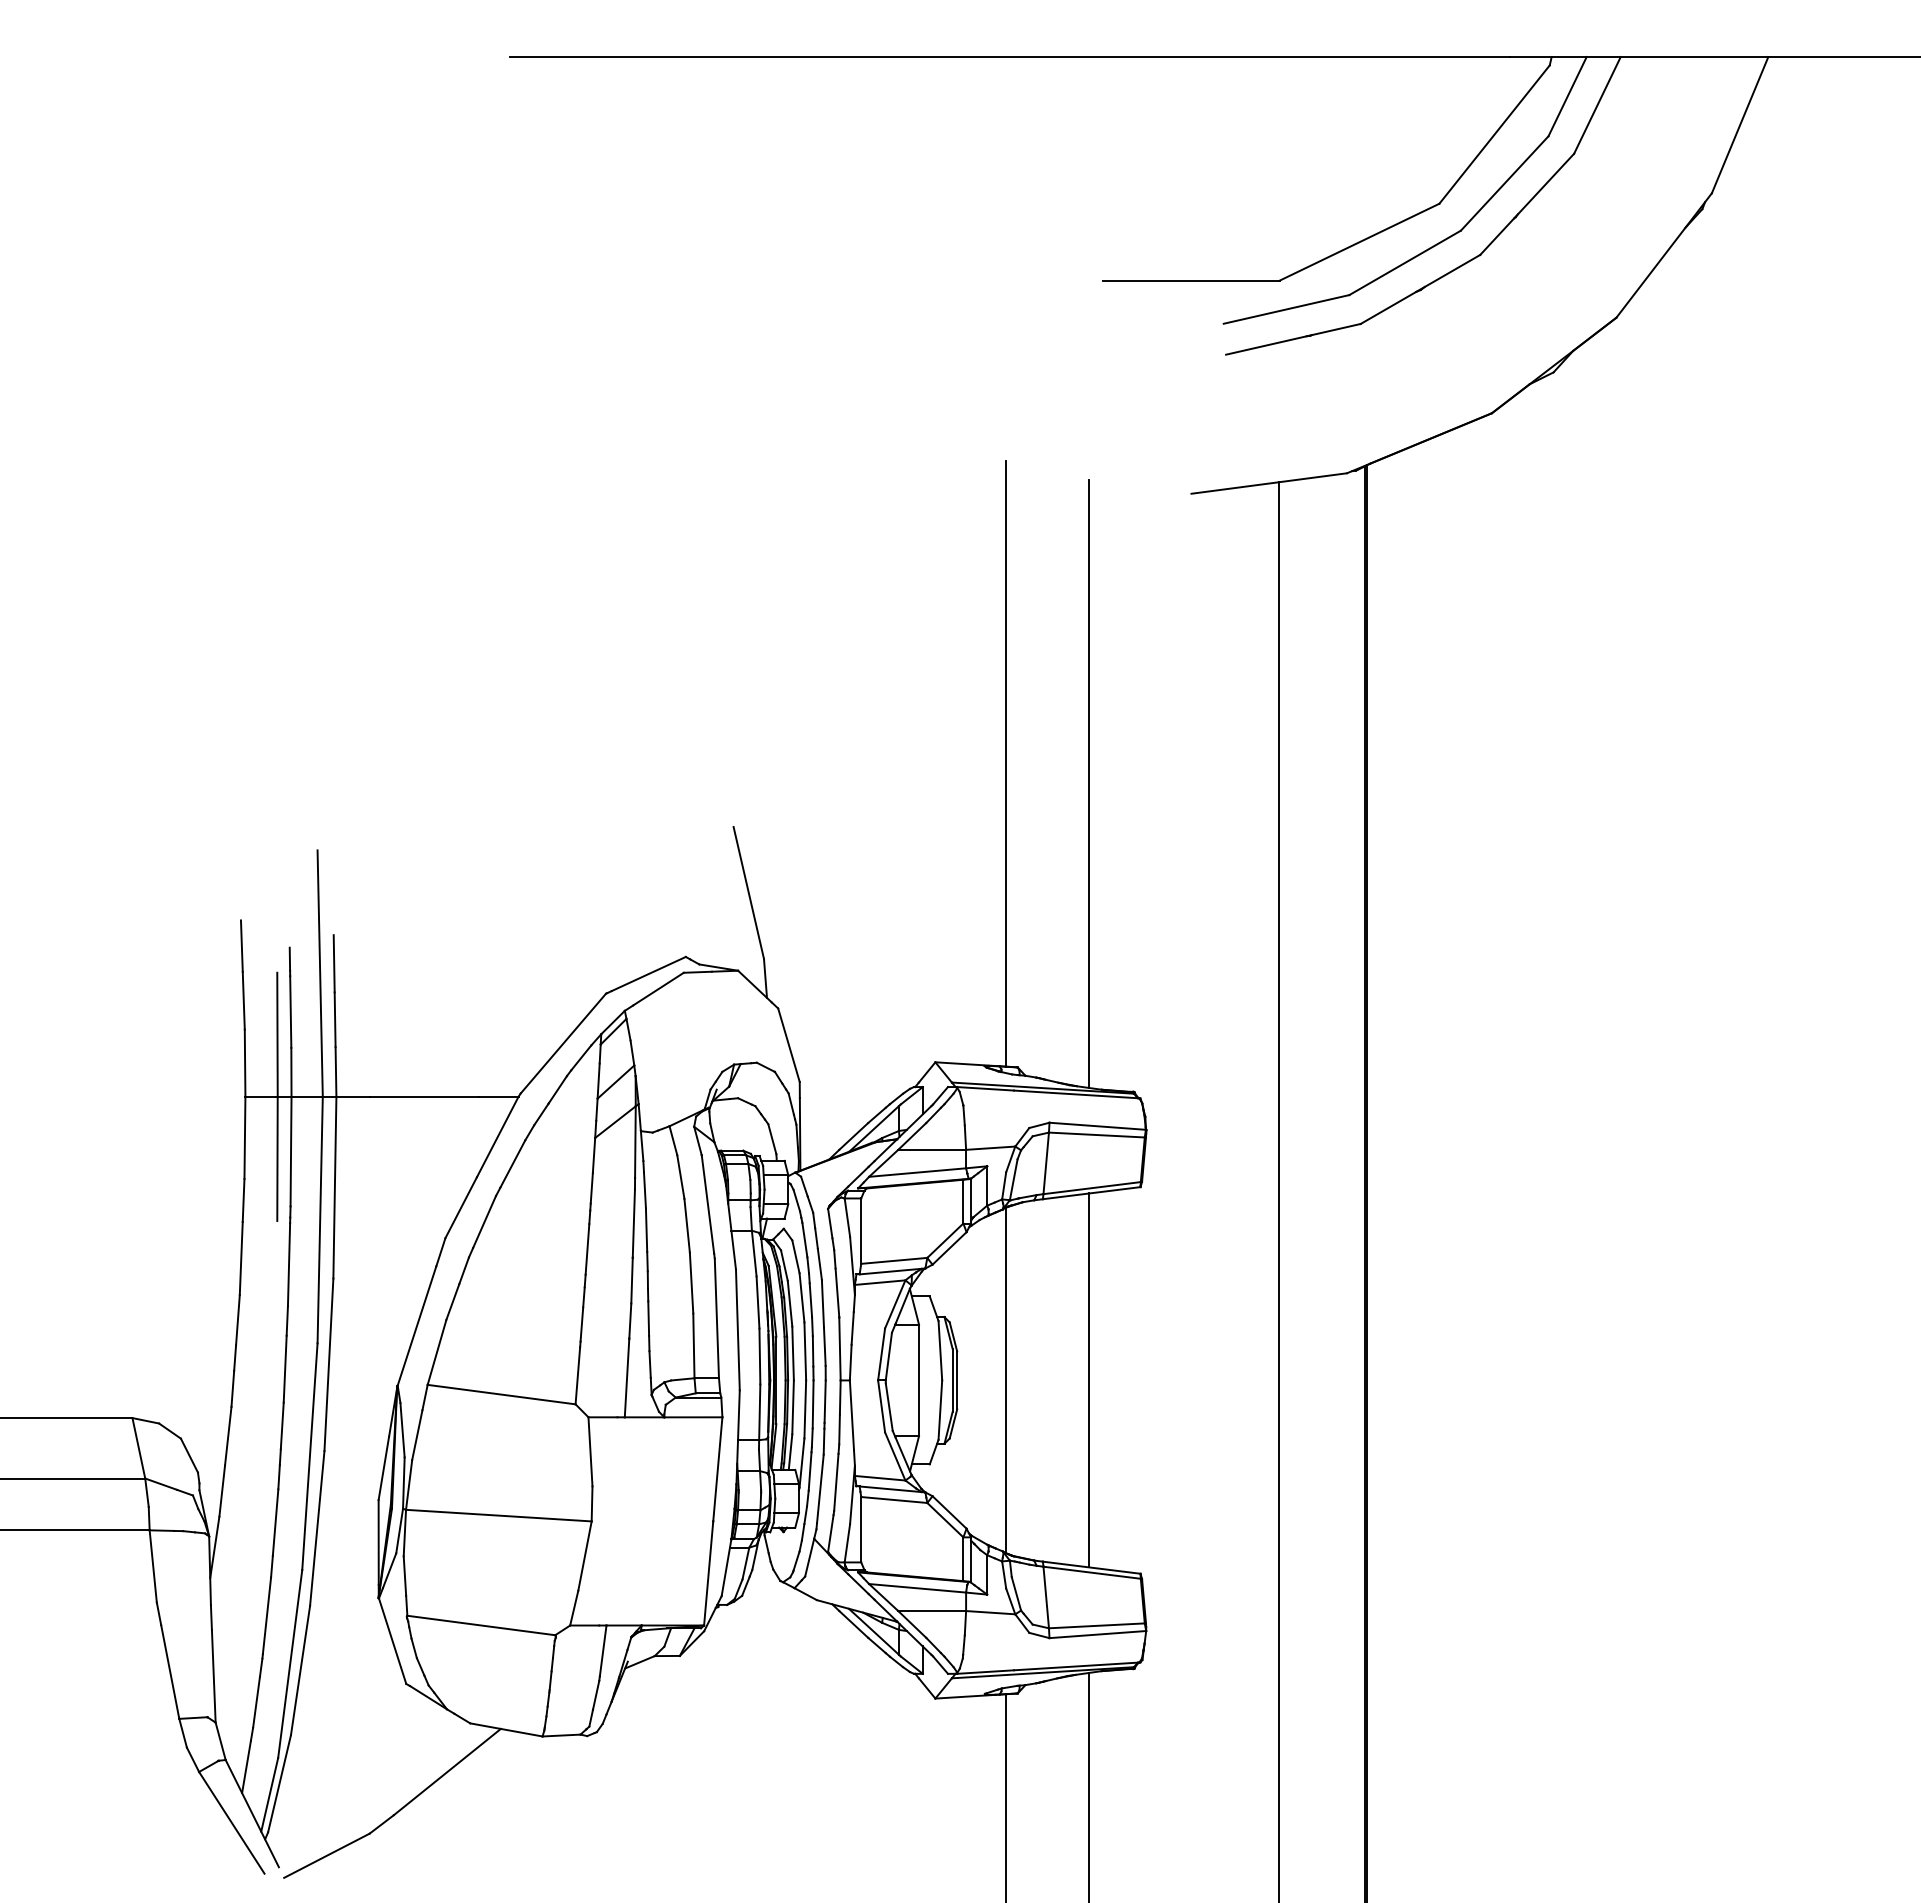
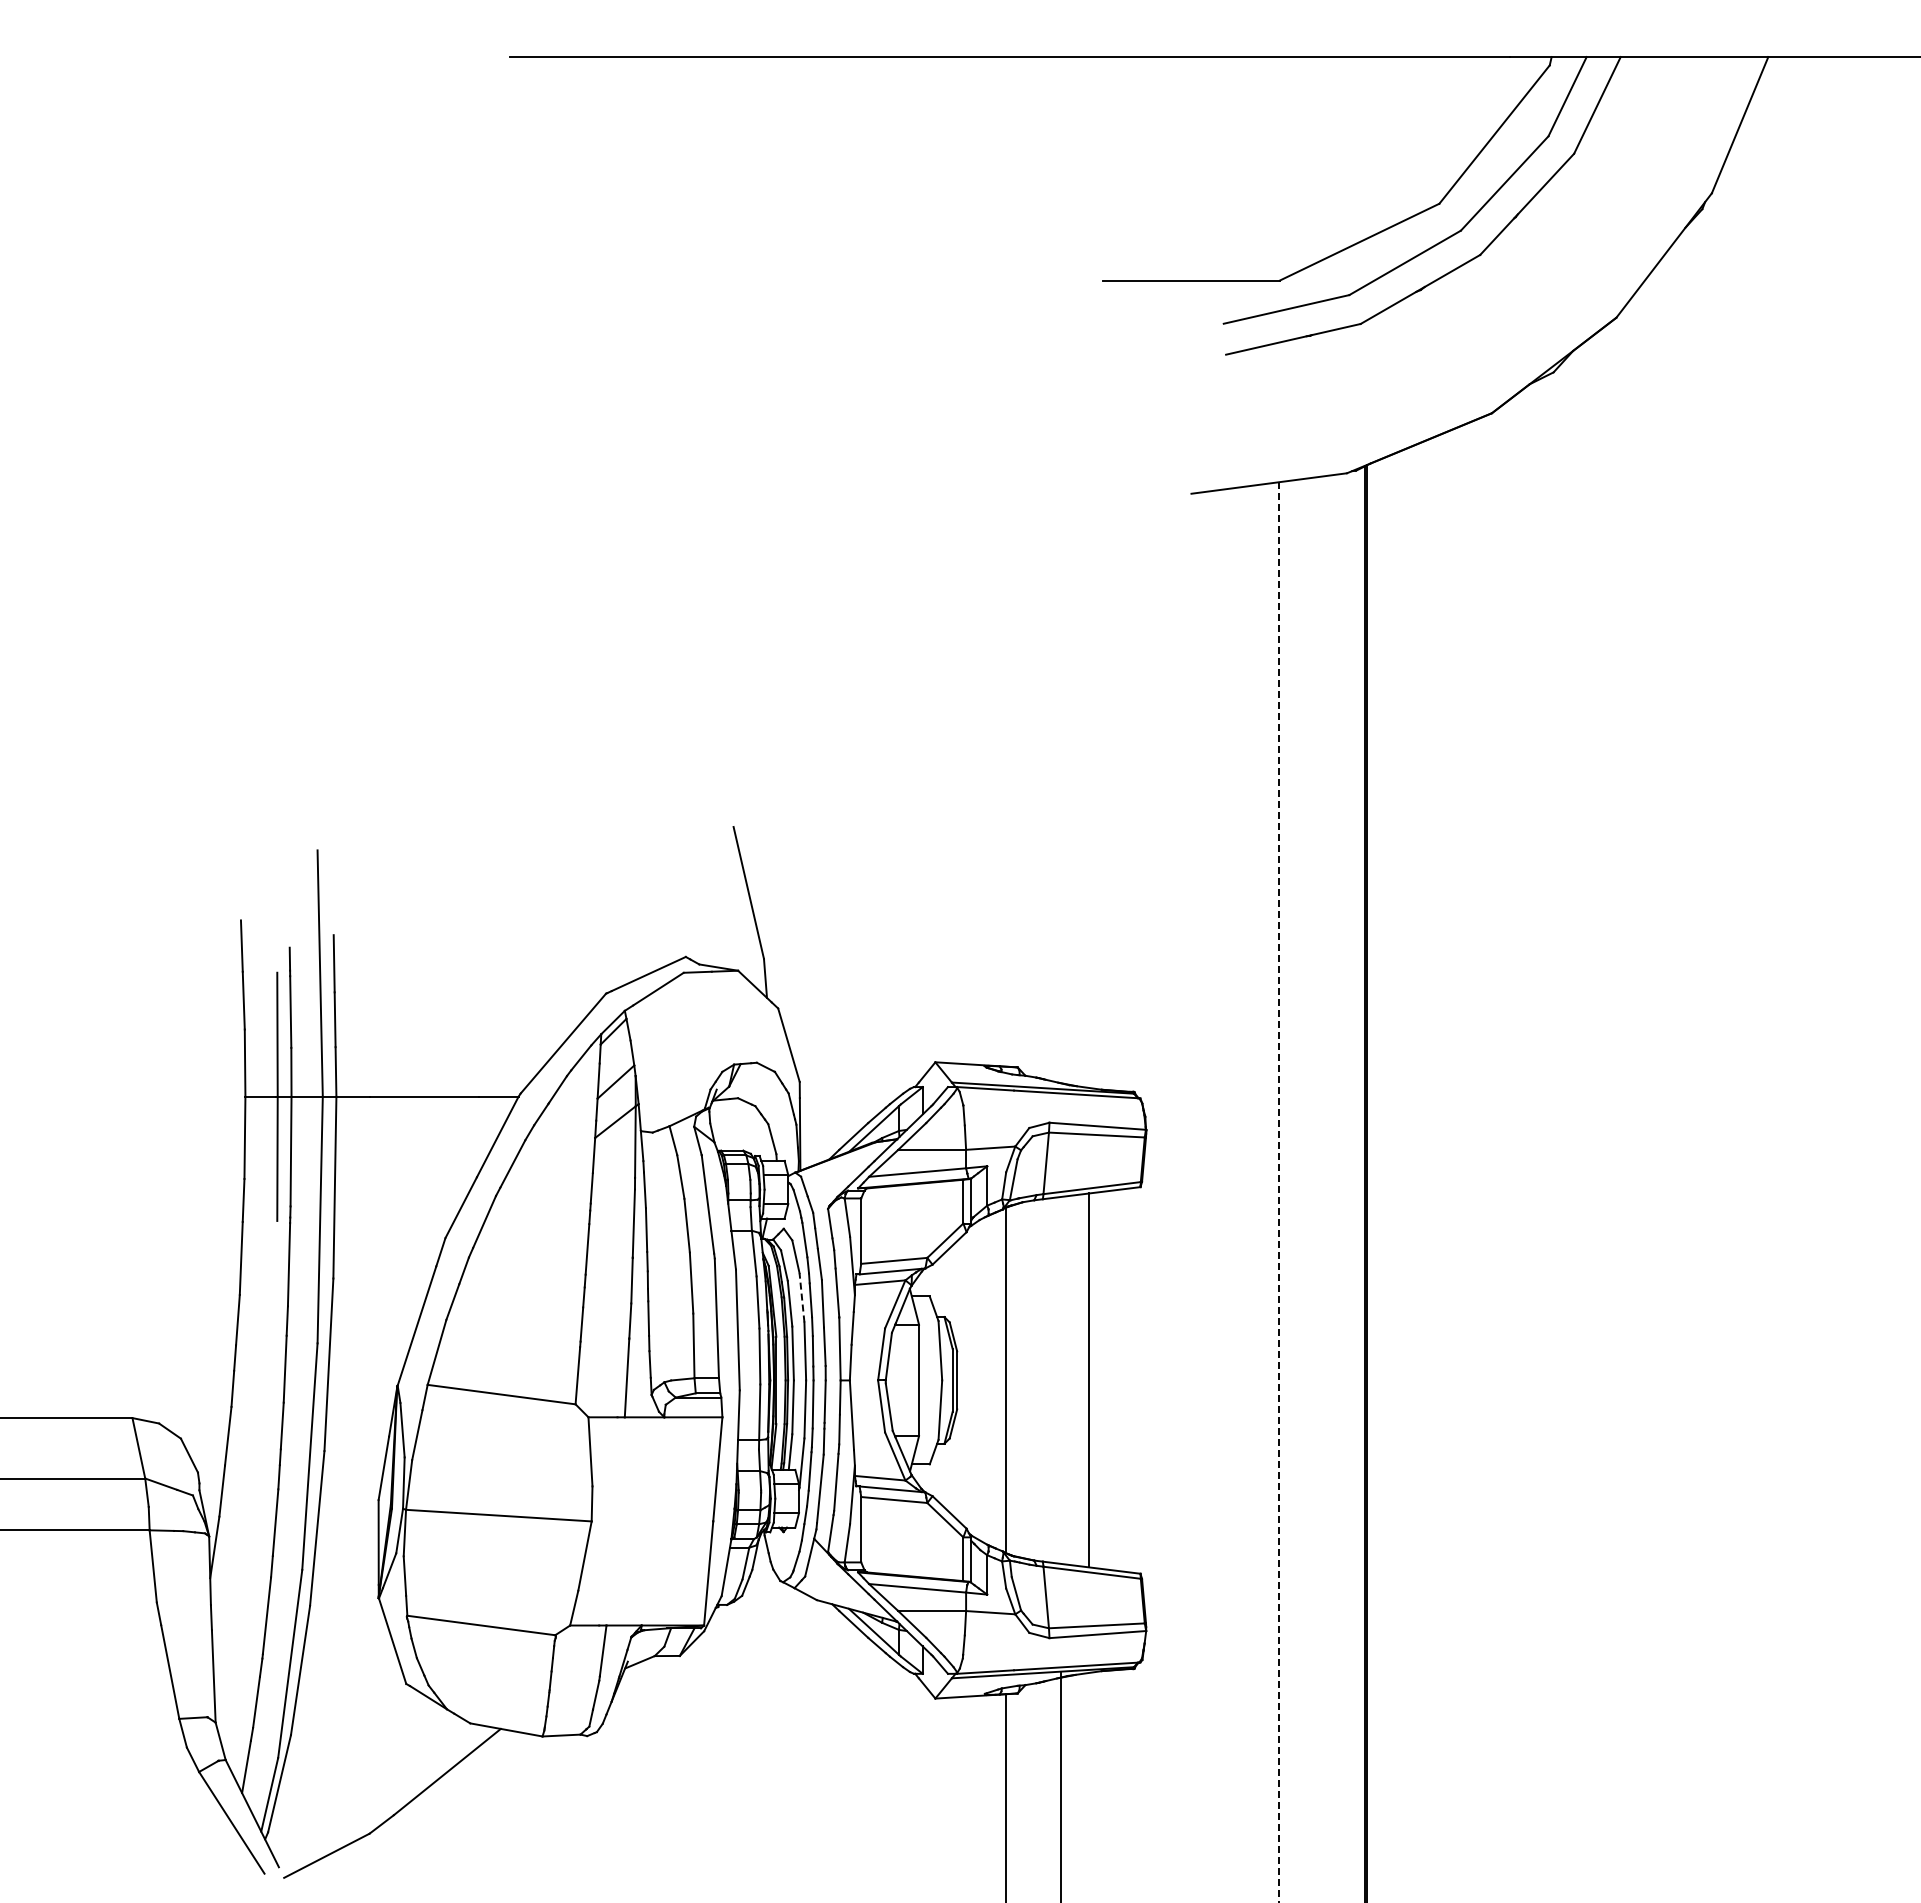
line: present -> none (1005, 763)
line: present -> none (1089, 784)
line: solid -> dashed (1278, 1192)
line: solid -> dashed (802, 1297)
line position: (1089, 1785) -> (1061, 1785) (1061, 1785)
